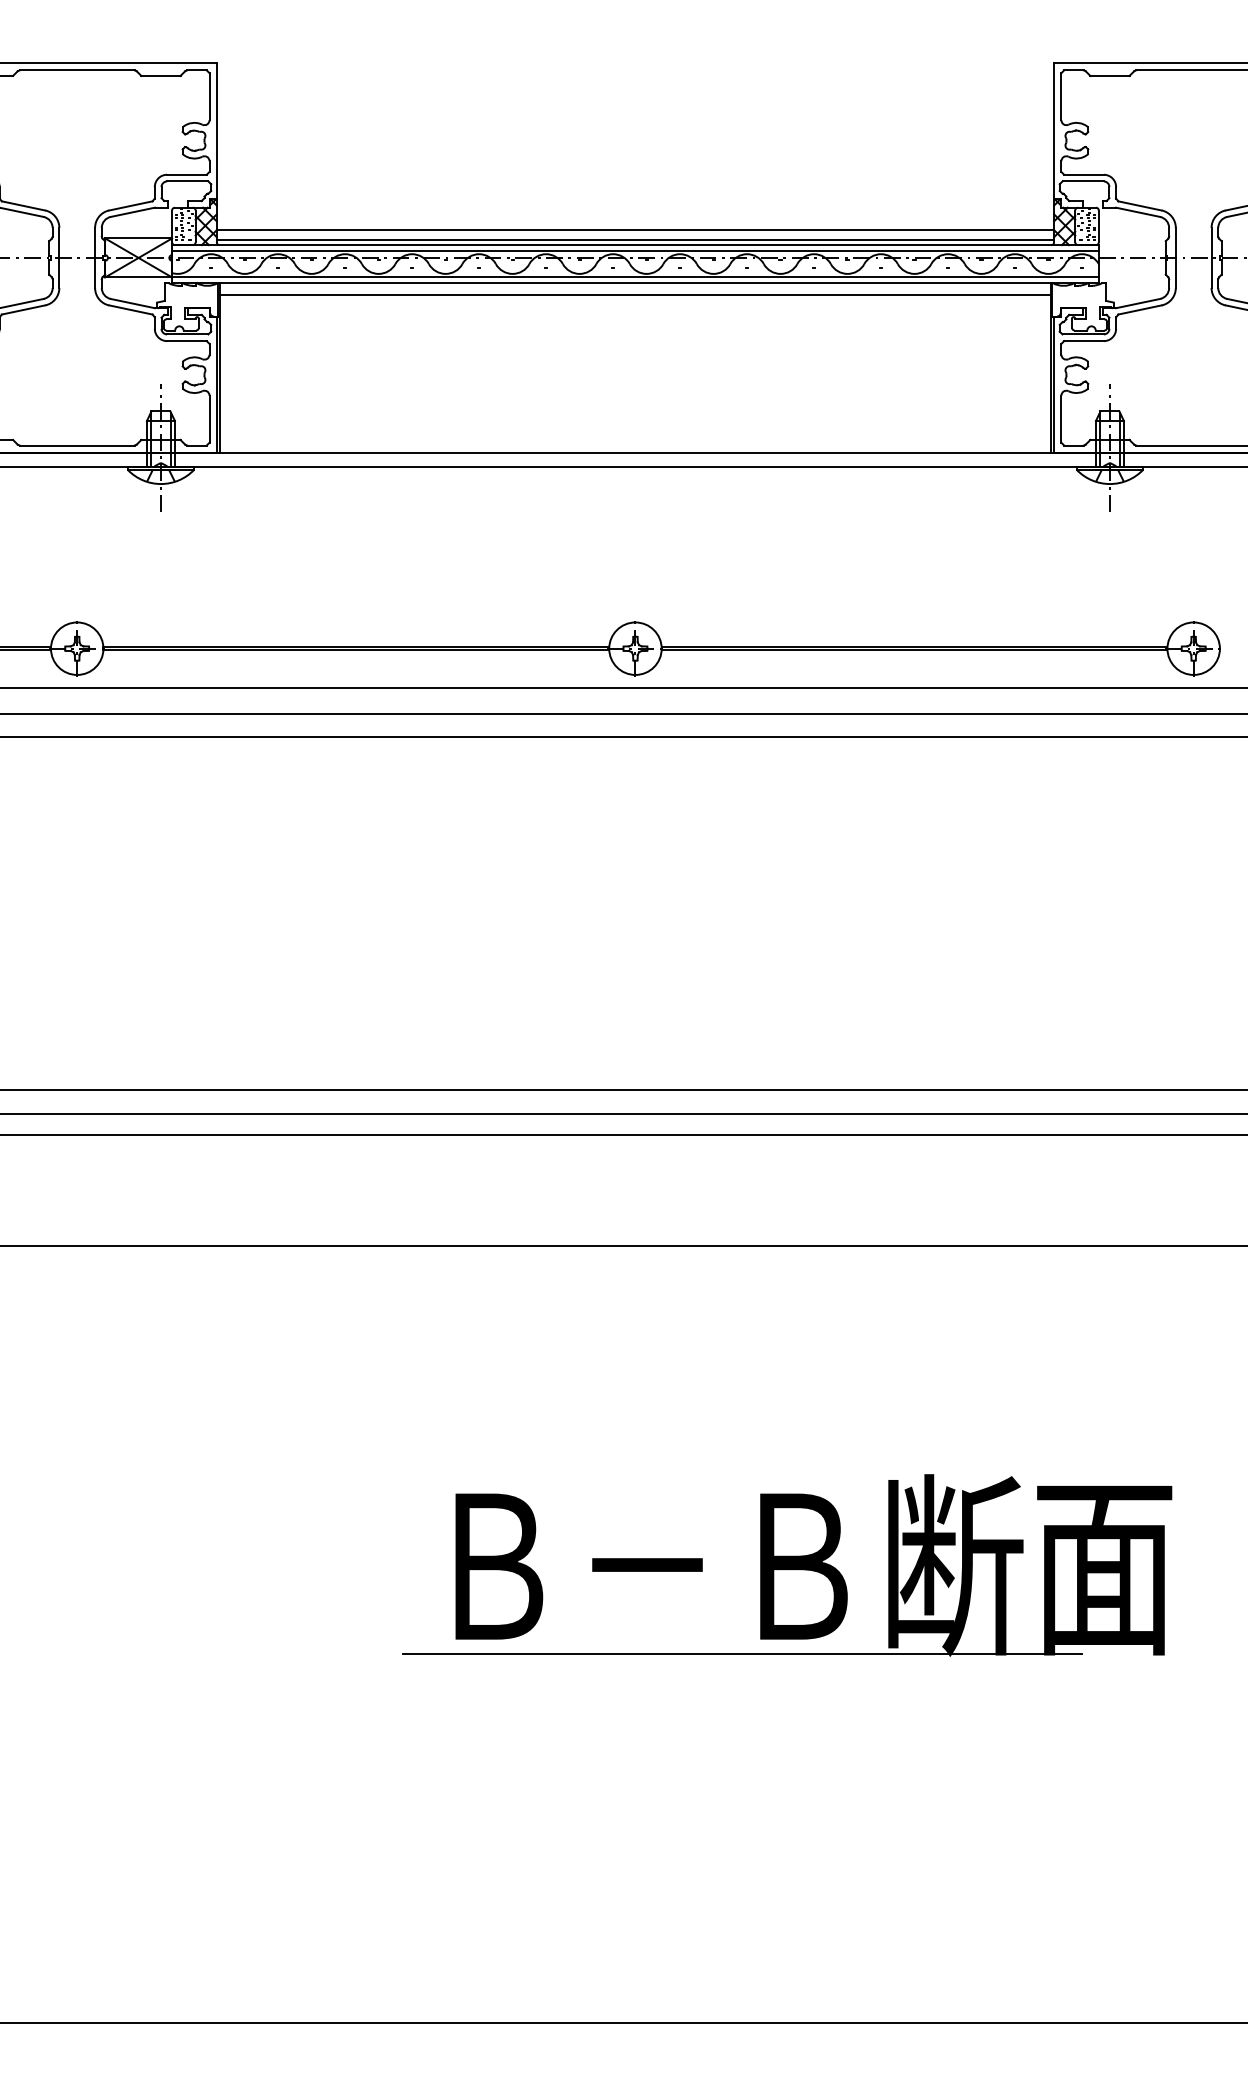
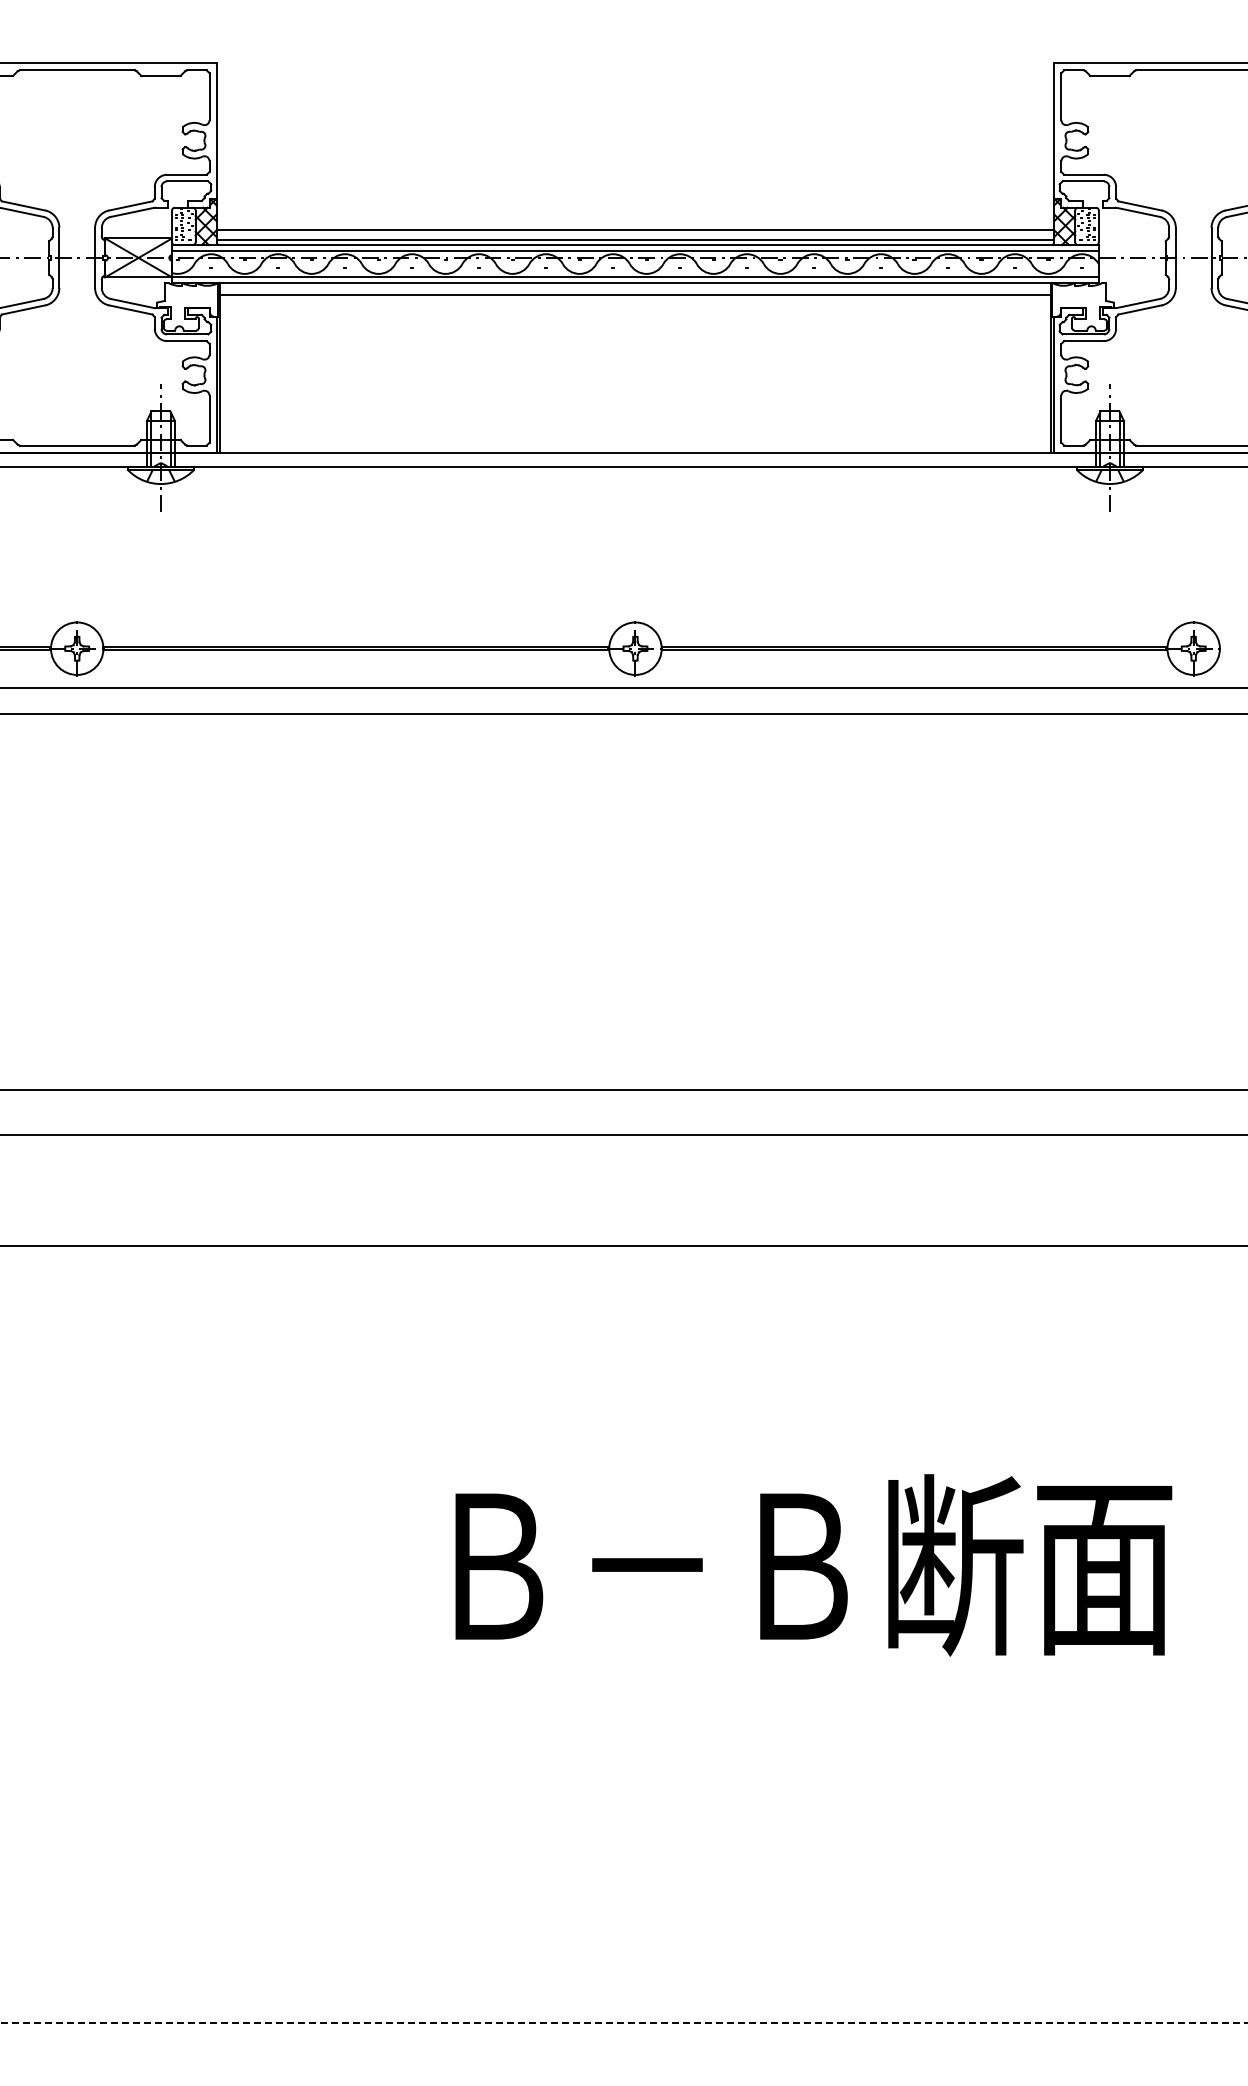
line: present -> none (623, 737)
line: present -> none (623, 1114)
line: present -> none (742, 1654)
line: solid -> dashed (623, 2023)
